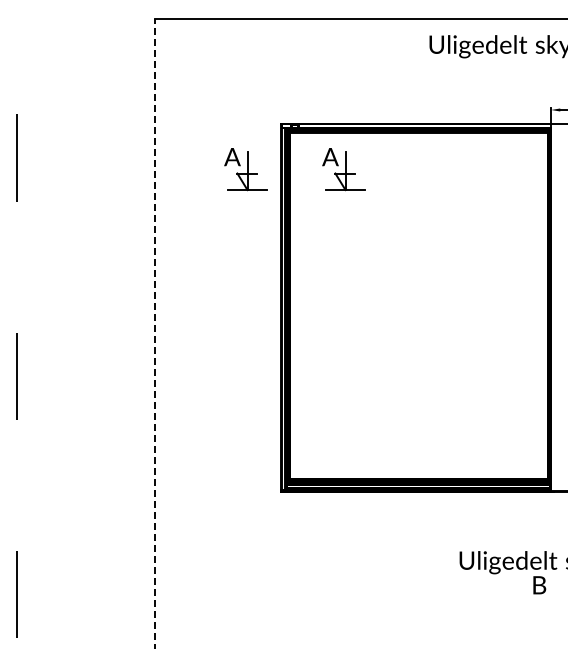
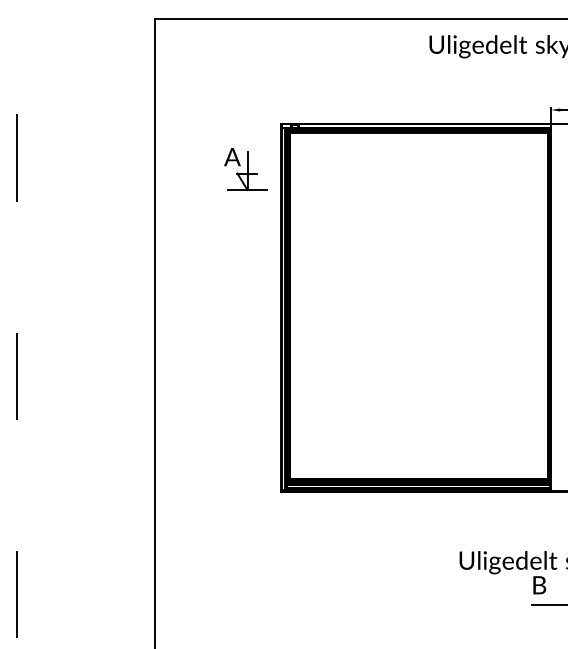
part: present -> none (343, 169)
line: dashed -> solid (155, 333)
line: none -> present (547, 605)
